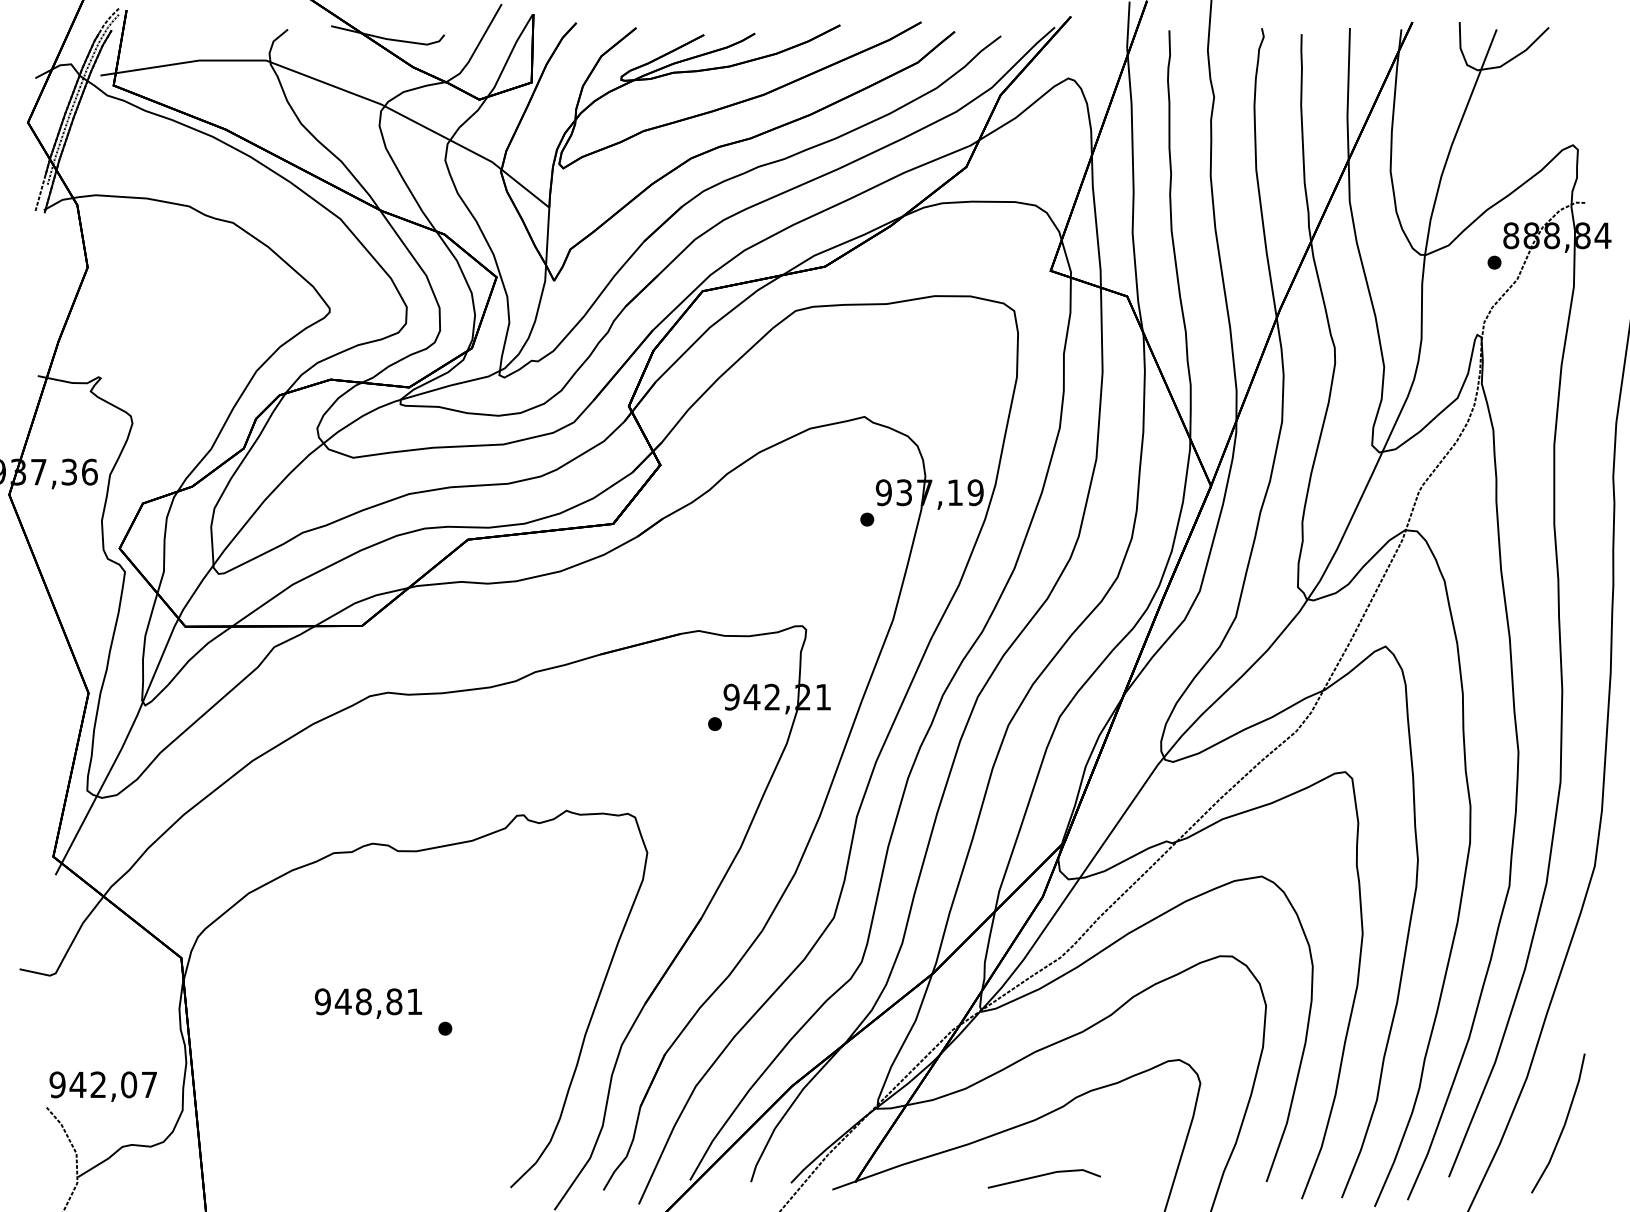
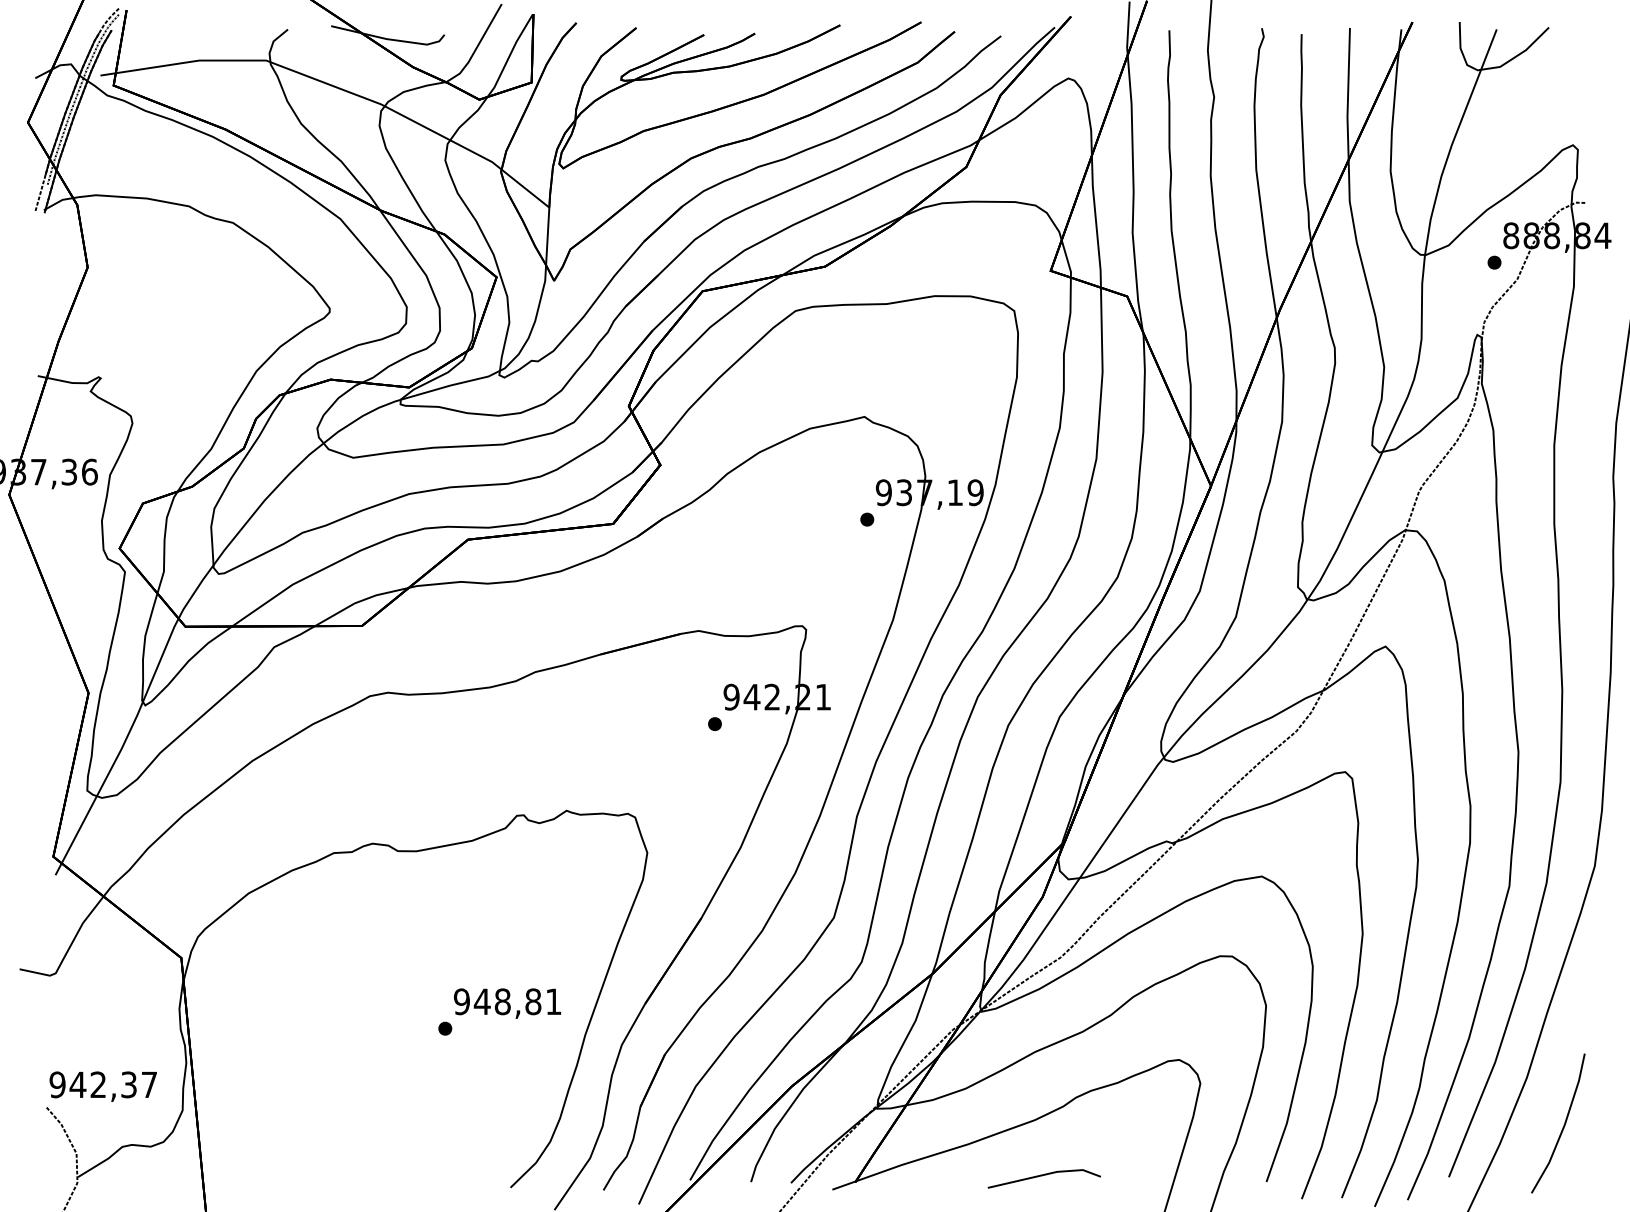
text position: (368, 1003) -> (507, 1003) (507, 1003)
text: 942,07 -> 942,37 (129, 1084)
